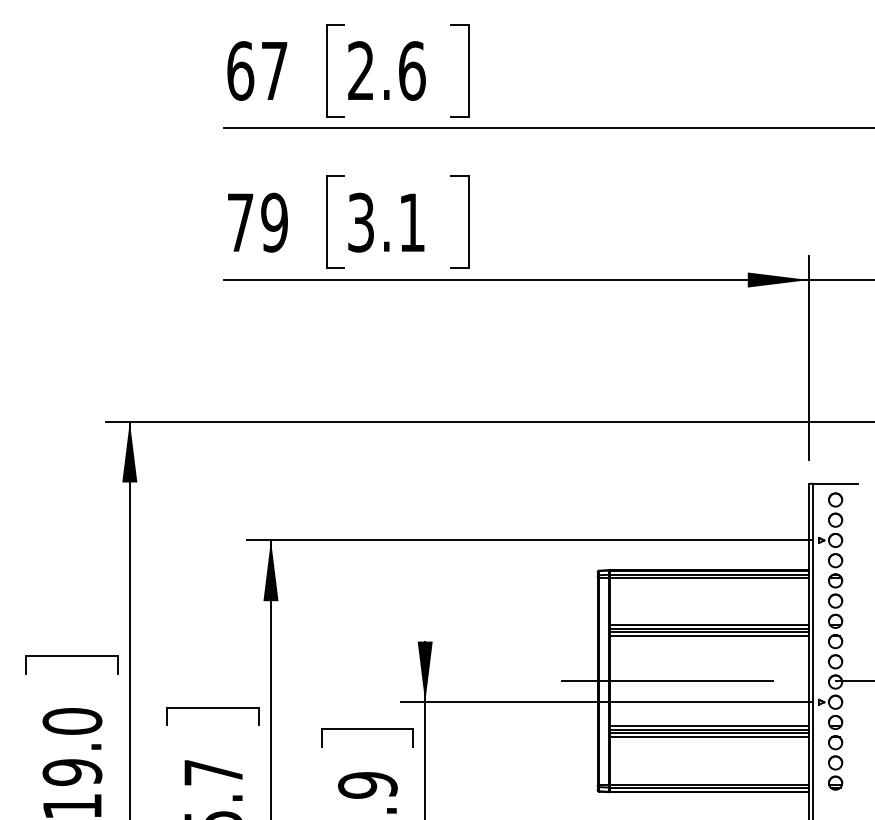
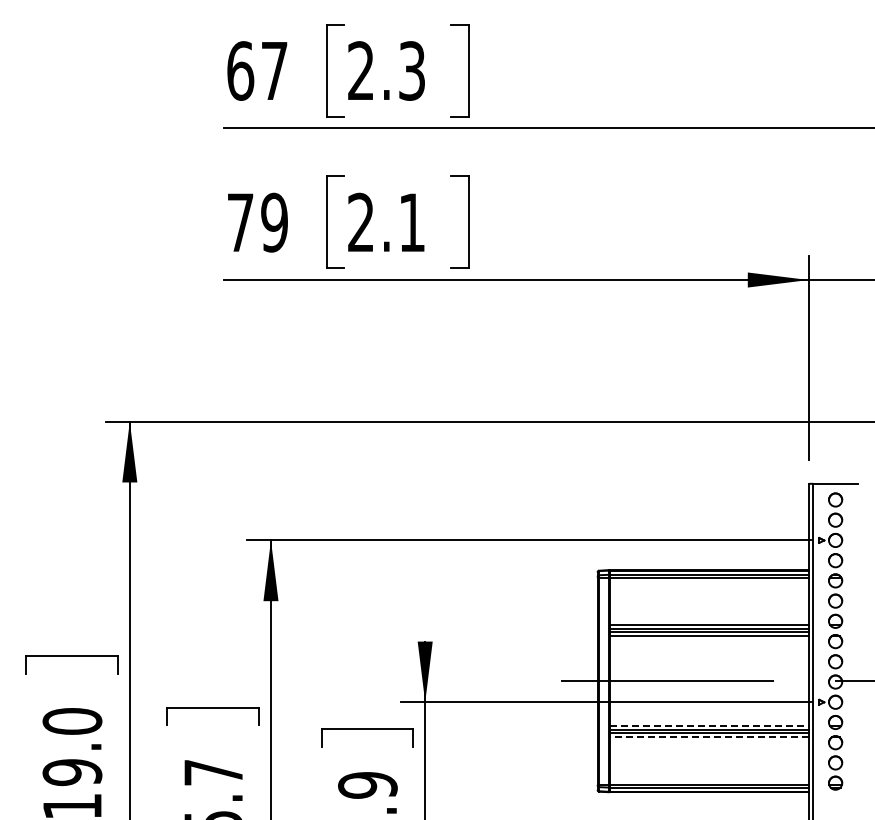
text: 2.6 -> 2.3 (412, 70)
text: 3.1 -> 2.1 (360, 222)
line: solid -> dashed (709, 725)
line: solid -> dashed (708, 737)
